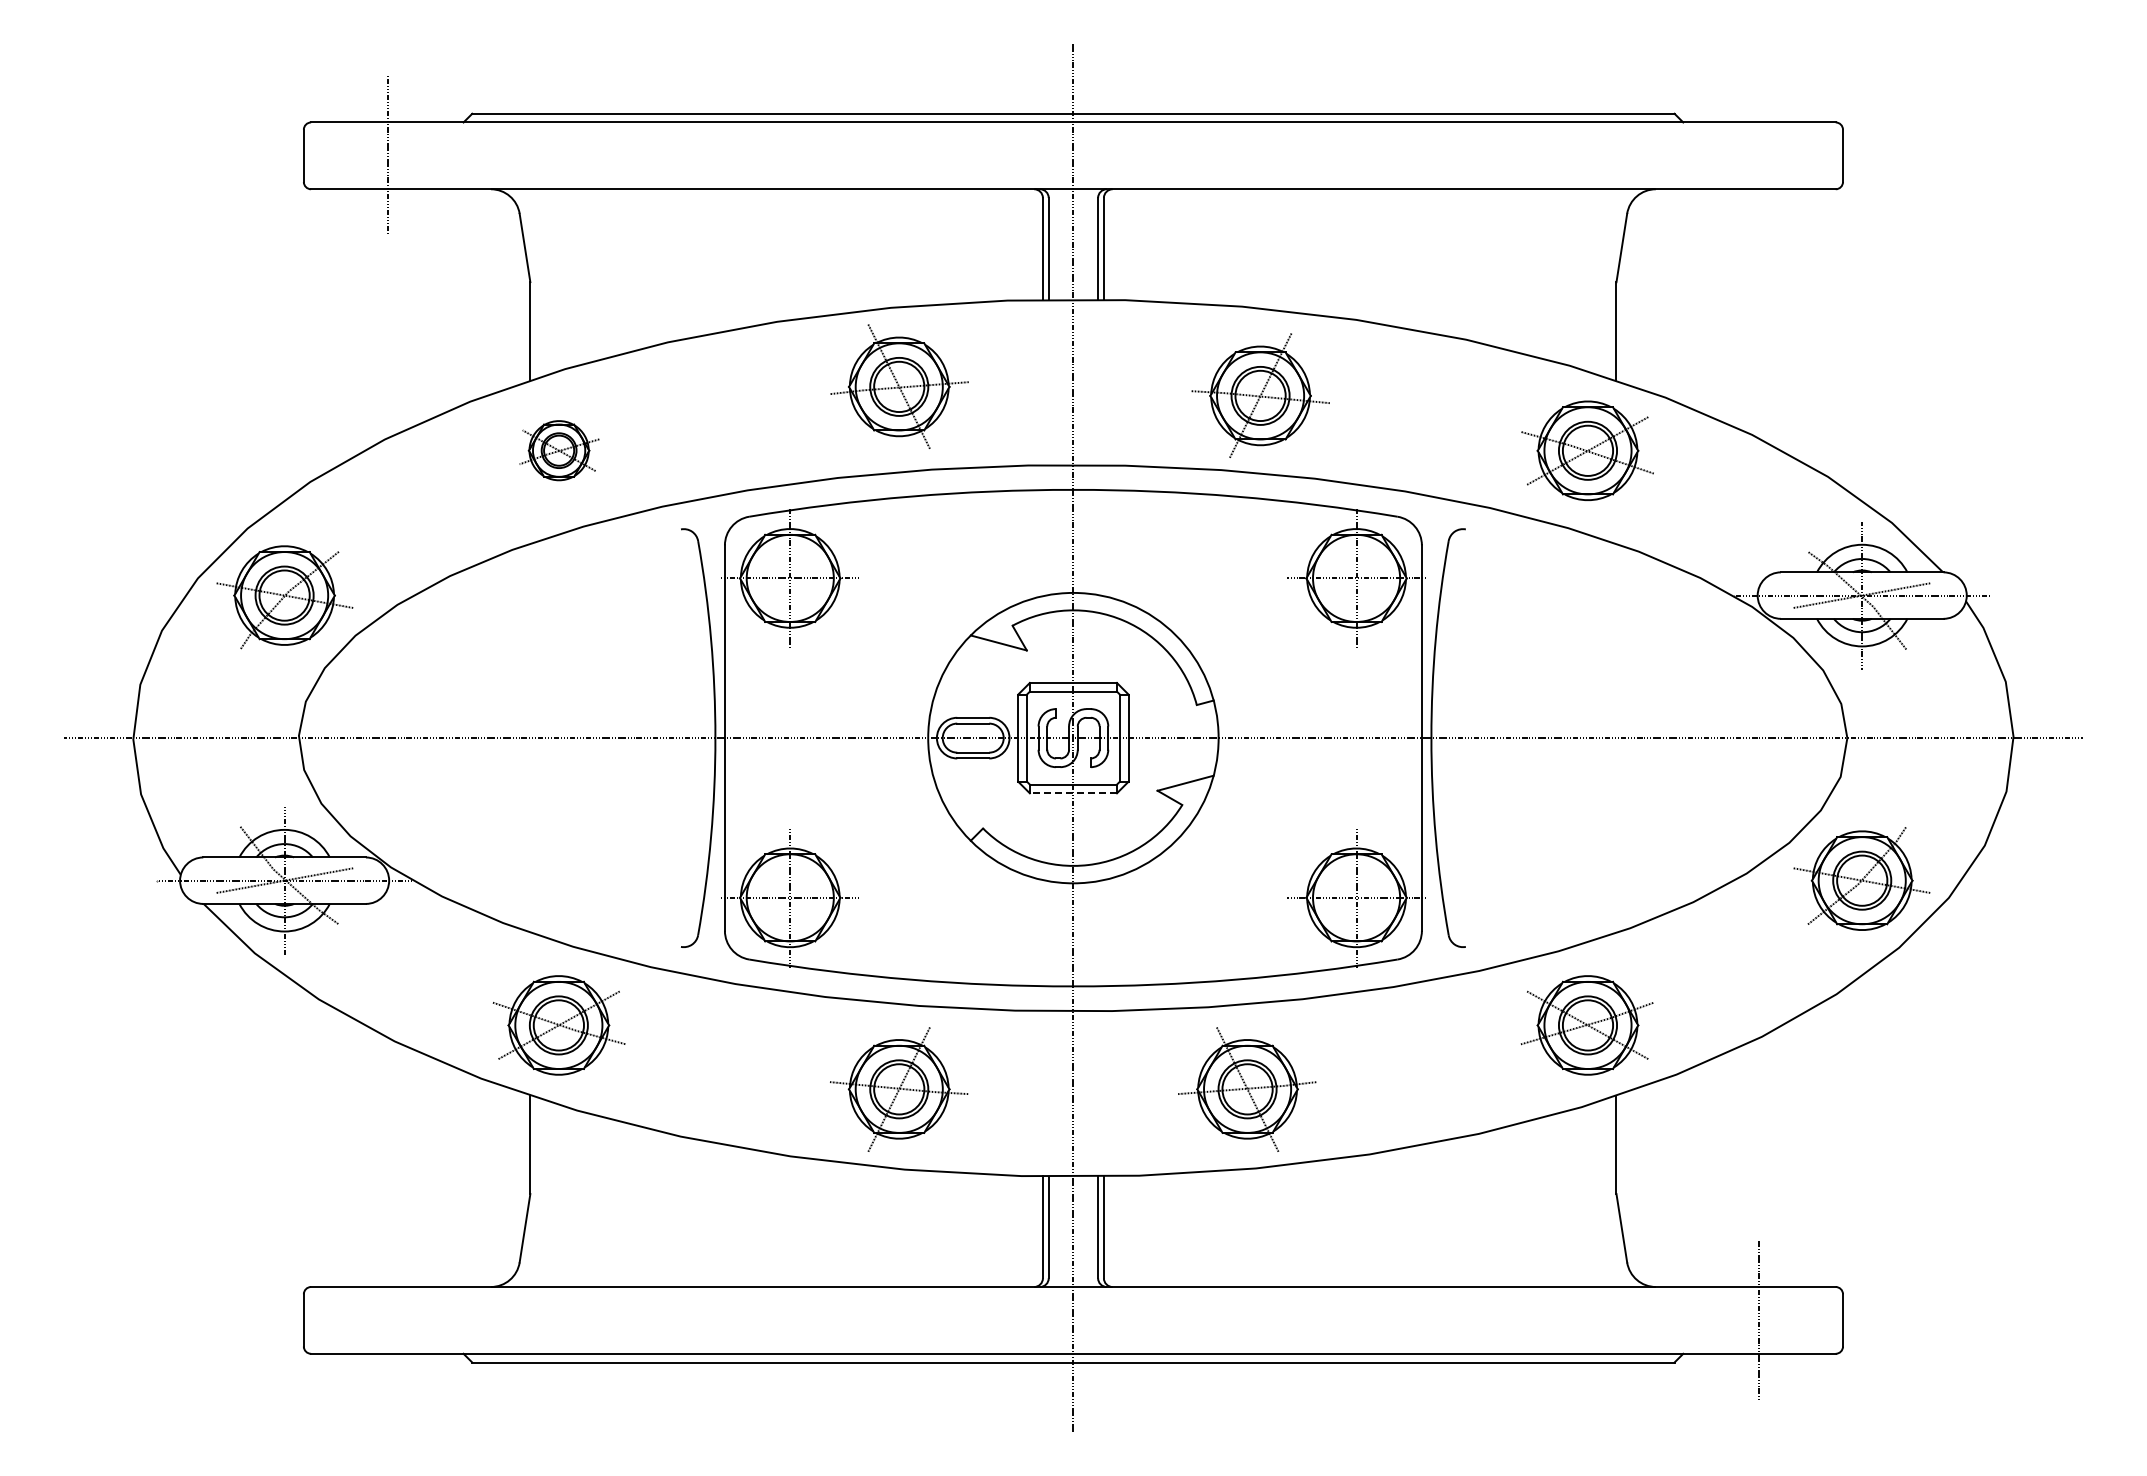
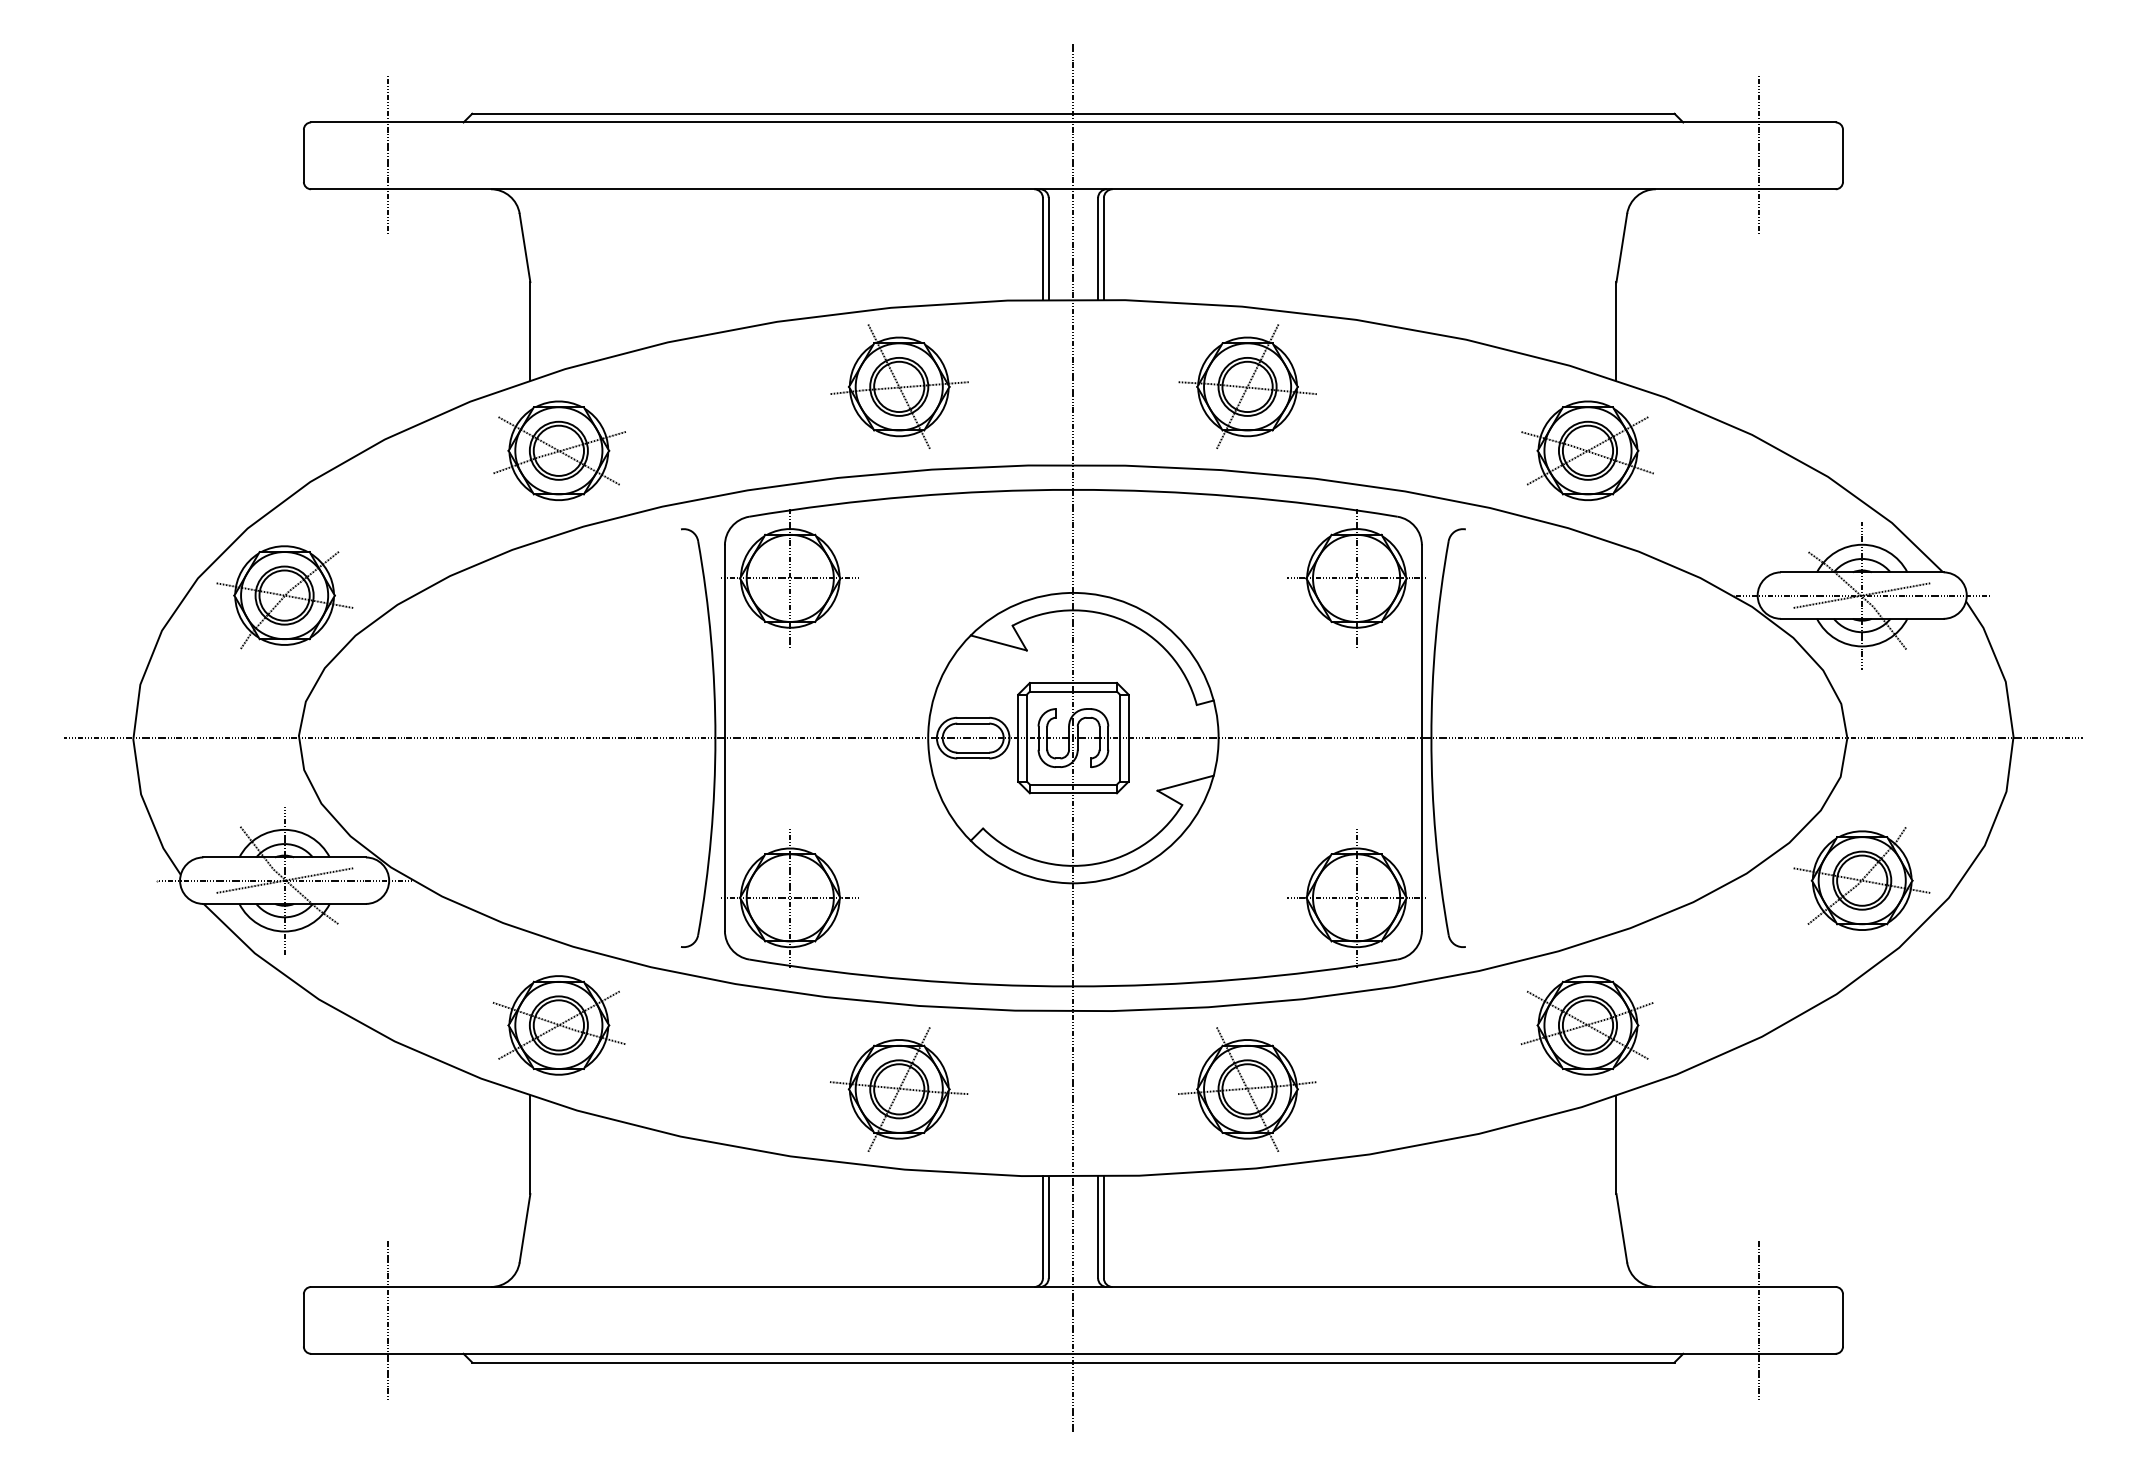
line: none -> present (1758, 155)
part position: (1260, 395) -> (1247, 386) (1247, 386)
part size: 81x62 px -> 133x101 px (559, 450)
line: dashed -> solid (1073, 793)
line: none -> present (388, 1320)
